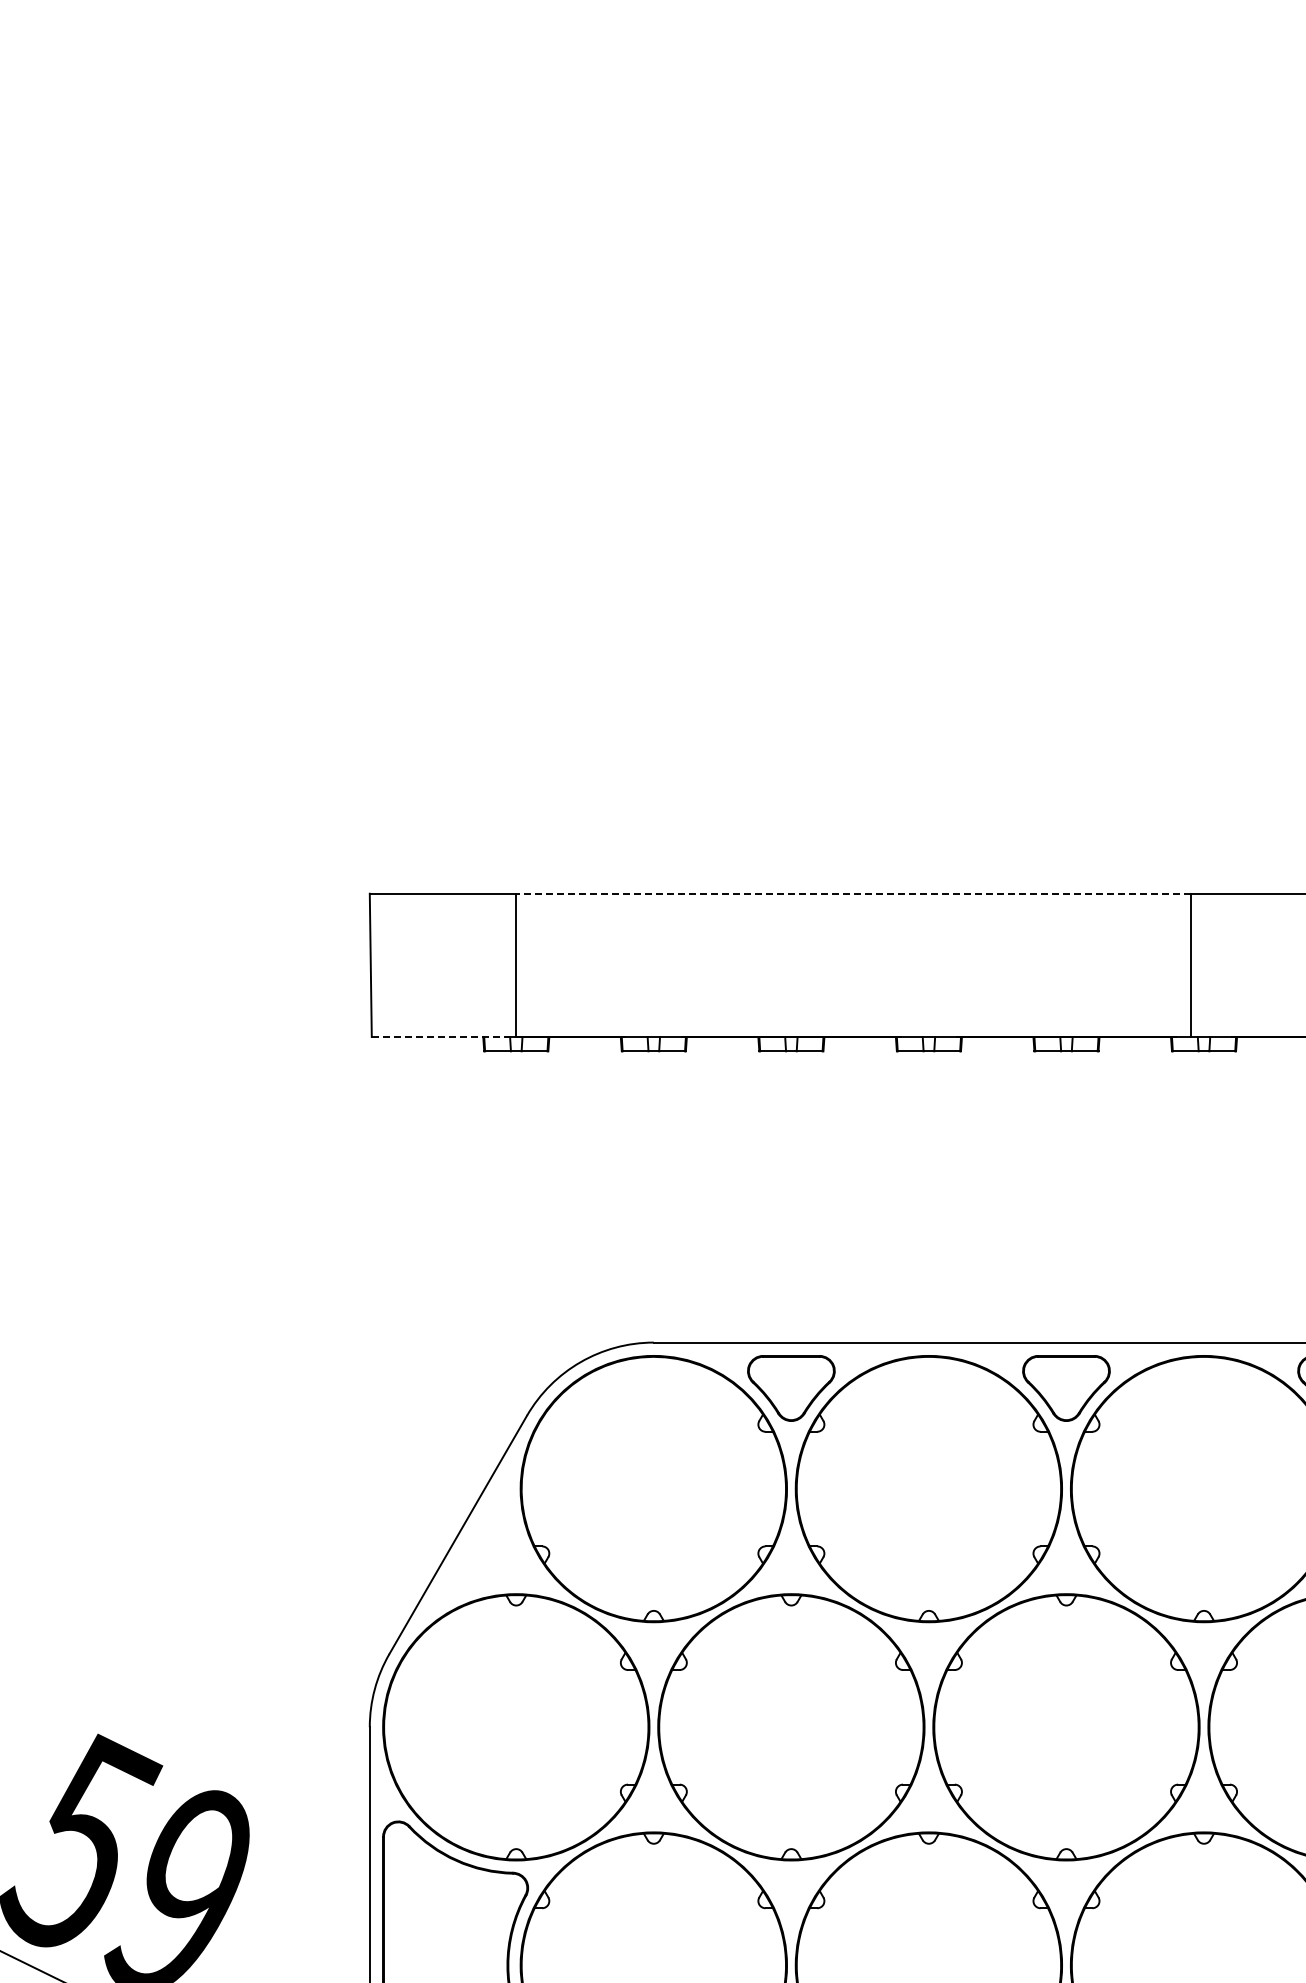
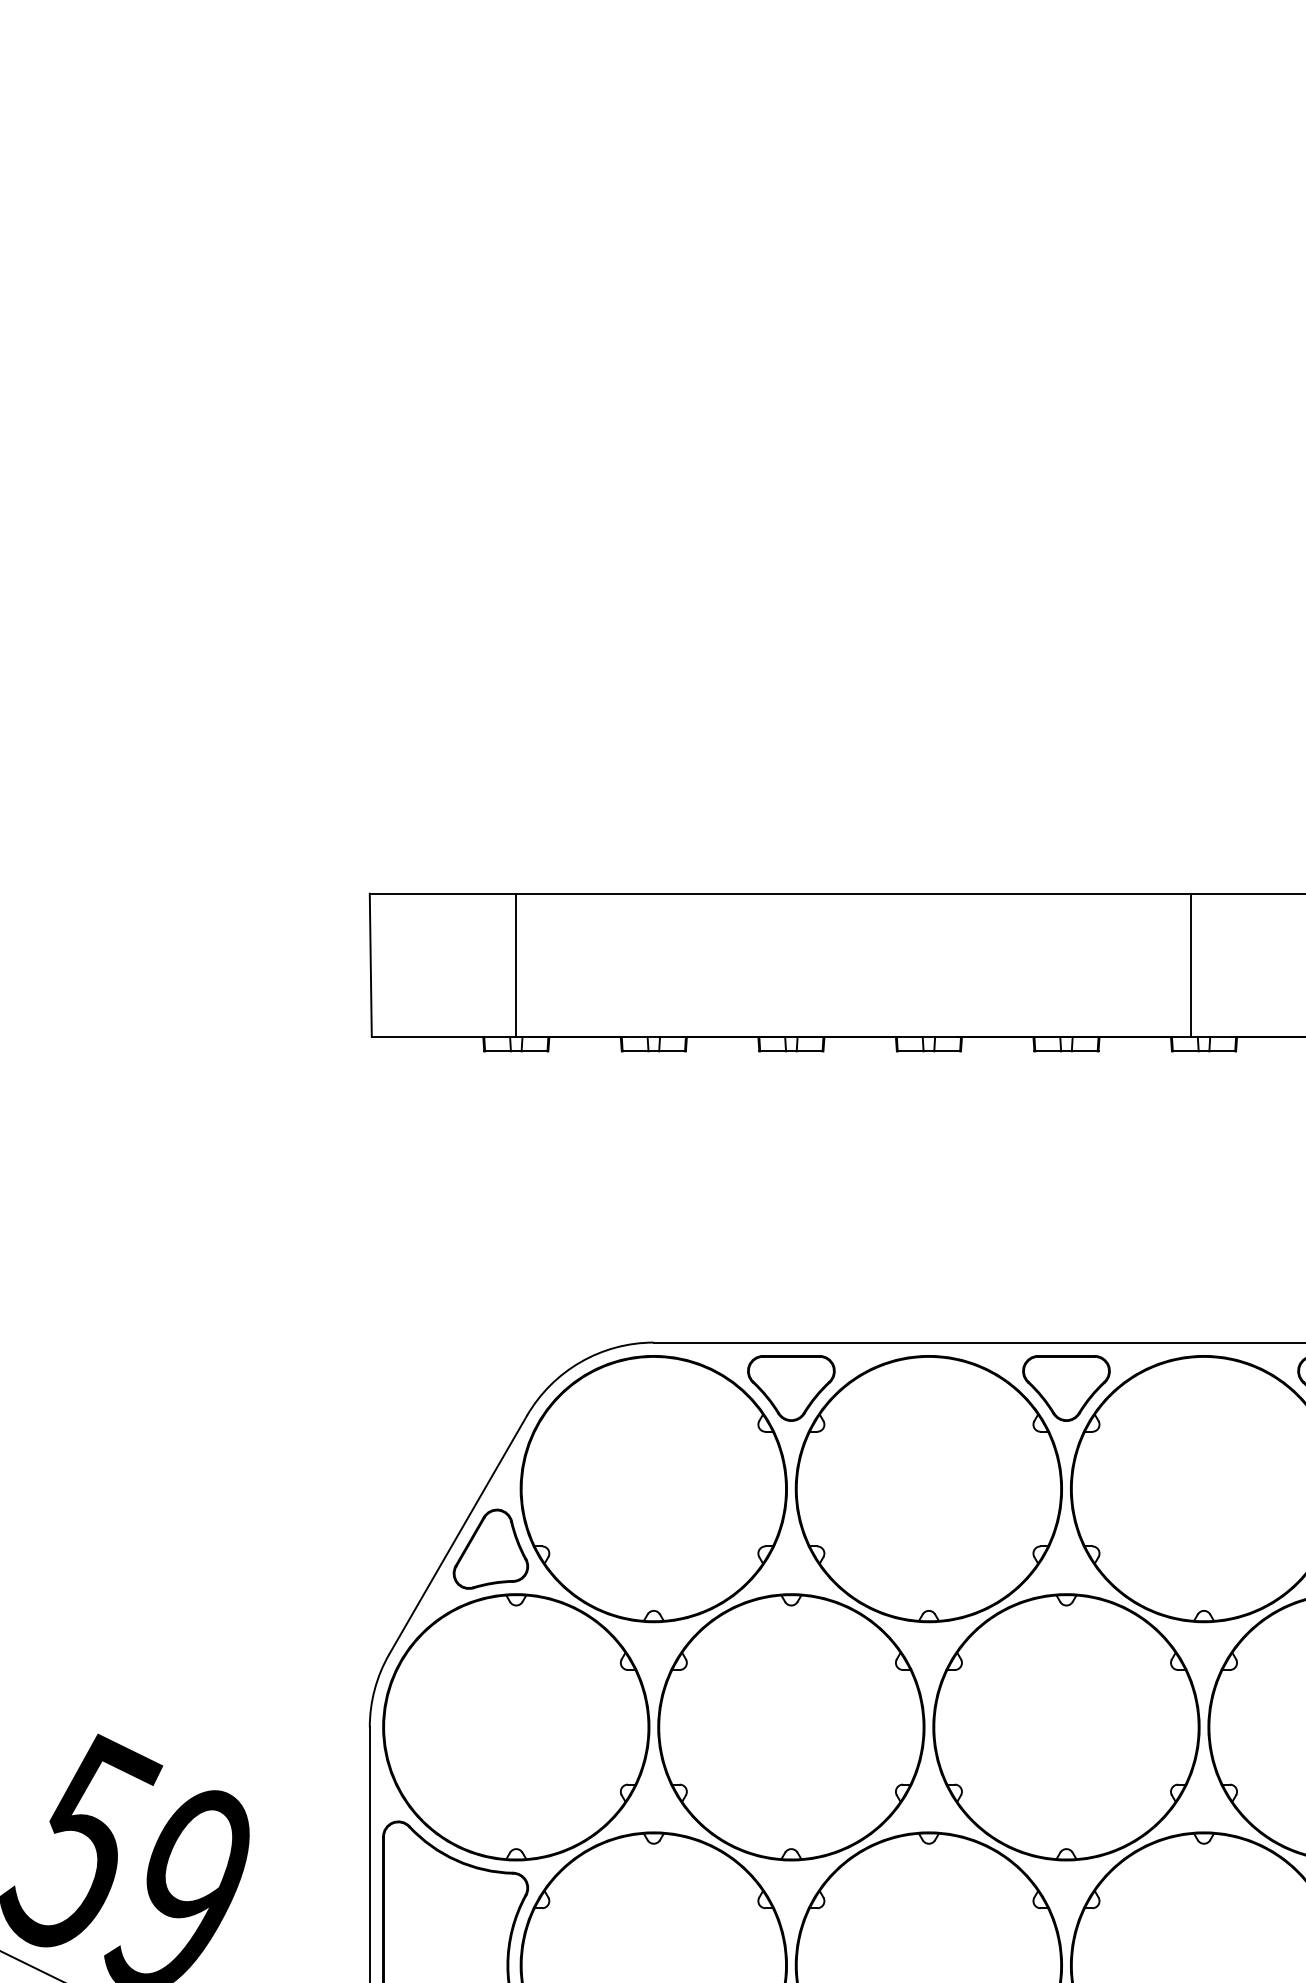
line: dashed -> solid (853, 893)
line: dashed -> solid (444, 1037)
part: none -> present (490, 1548)
